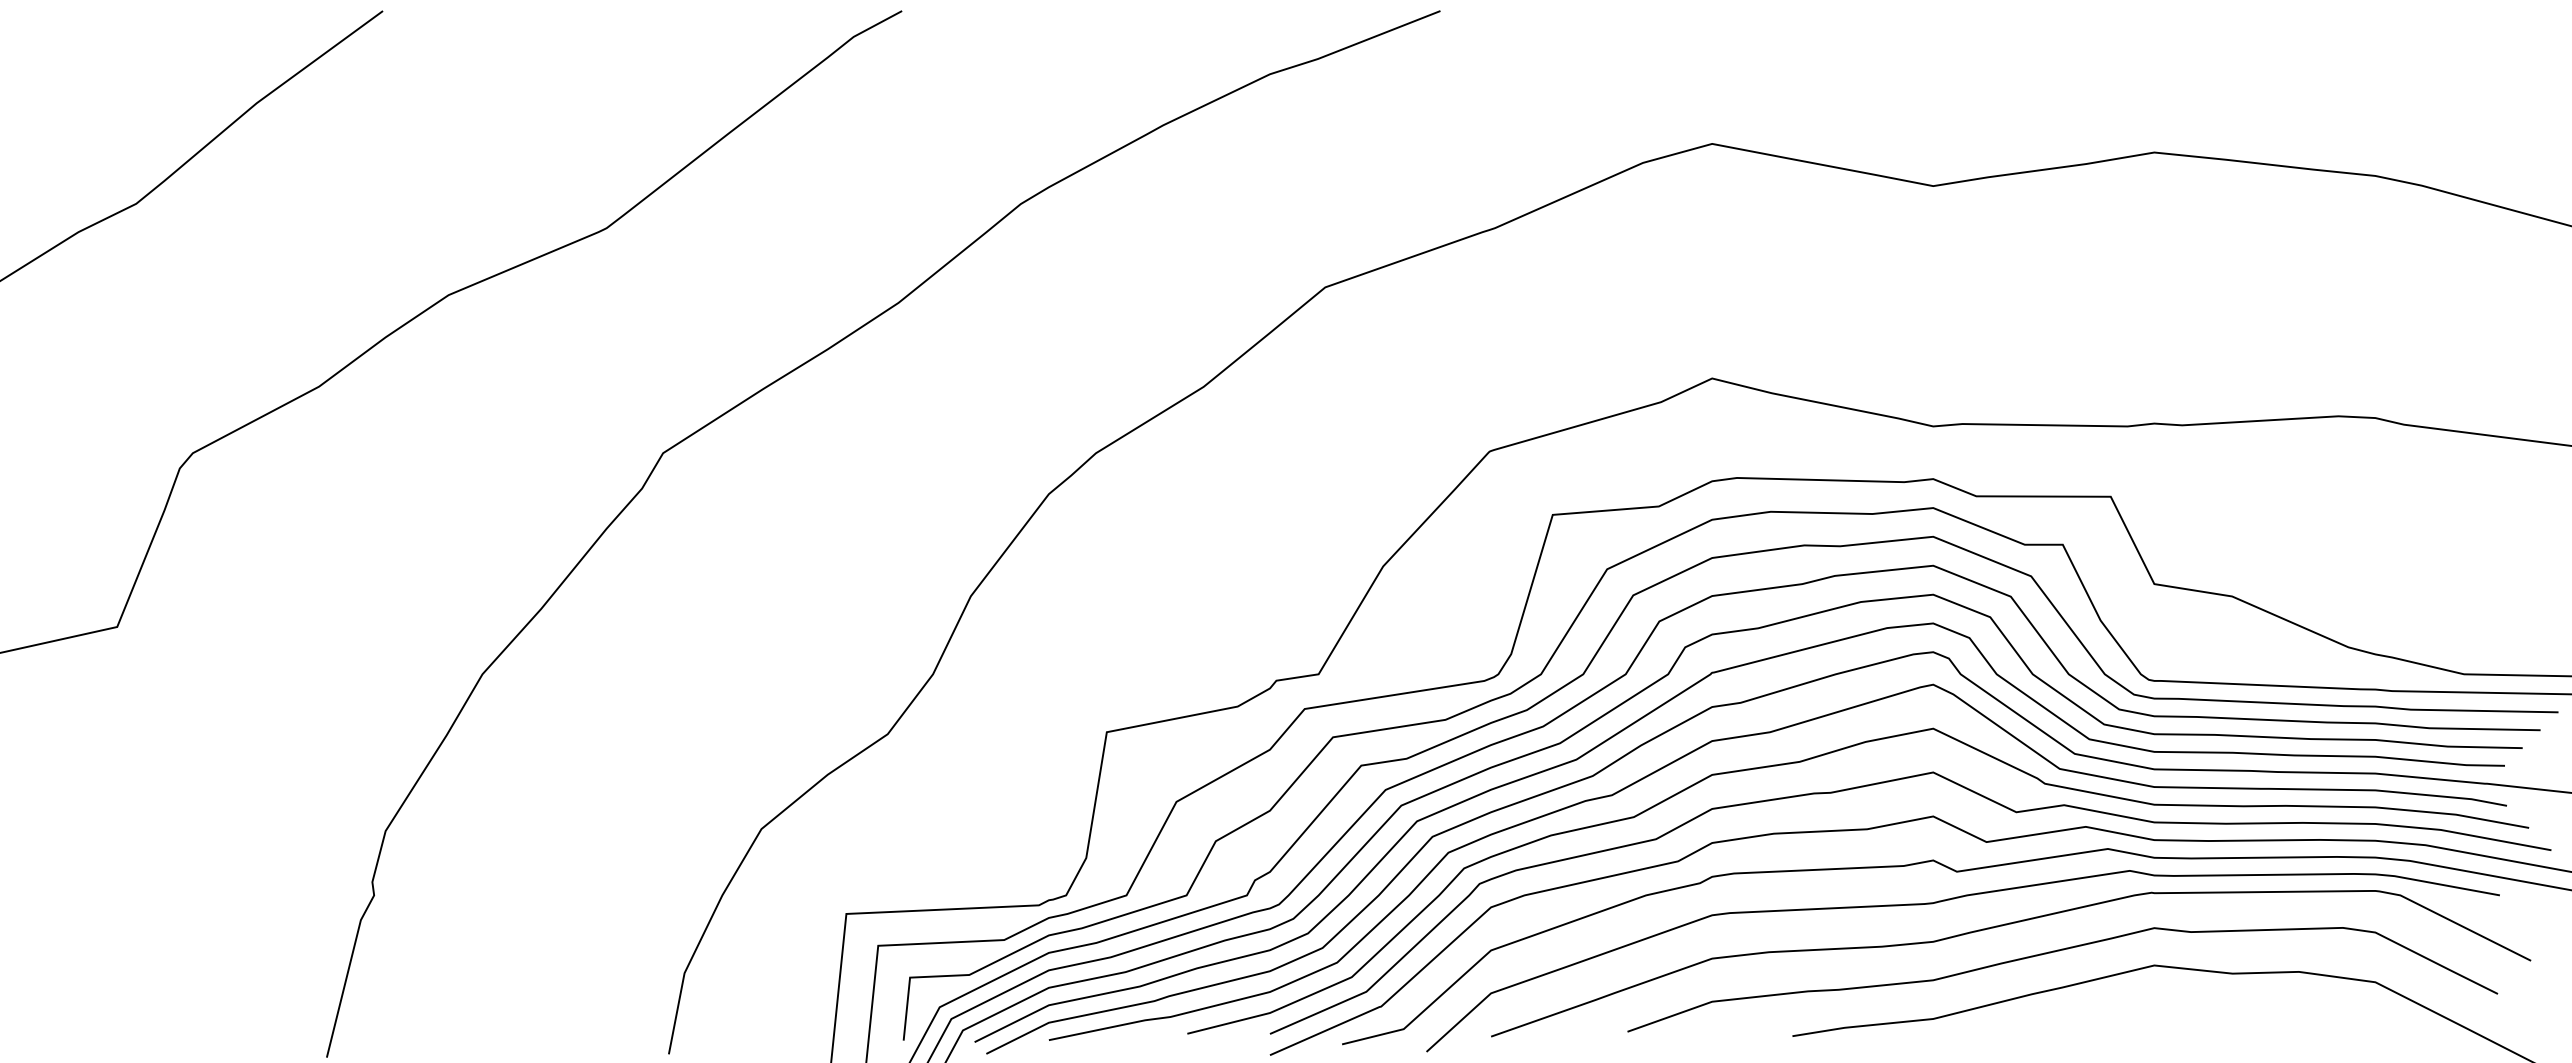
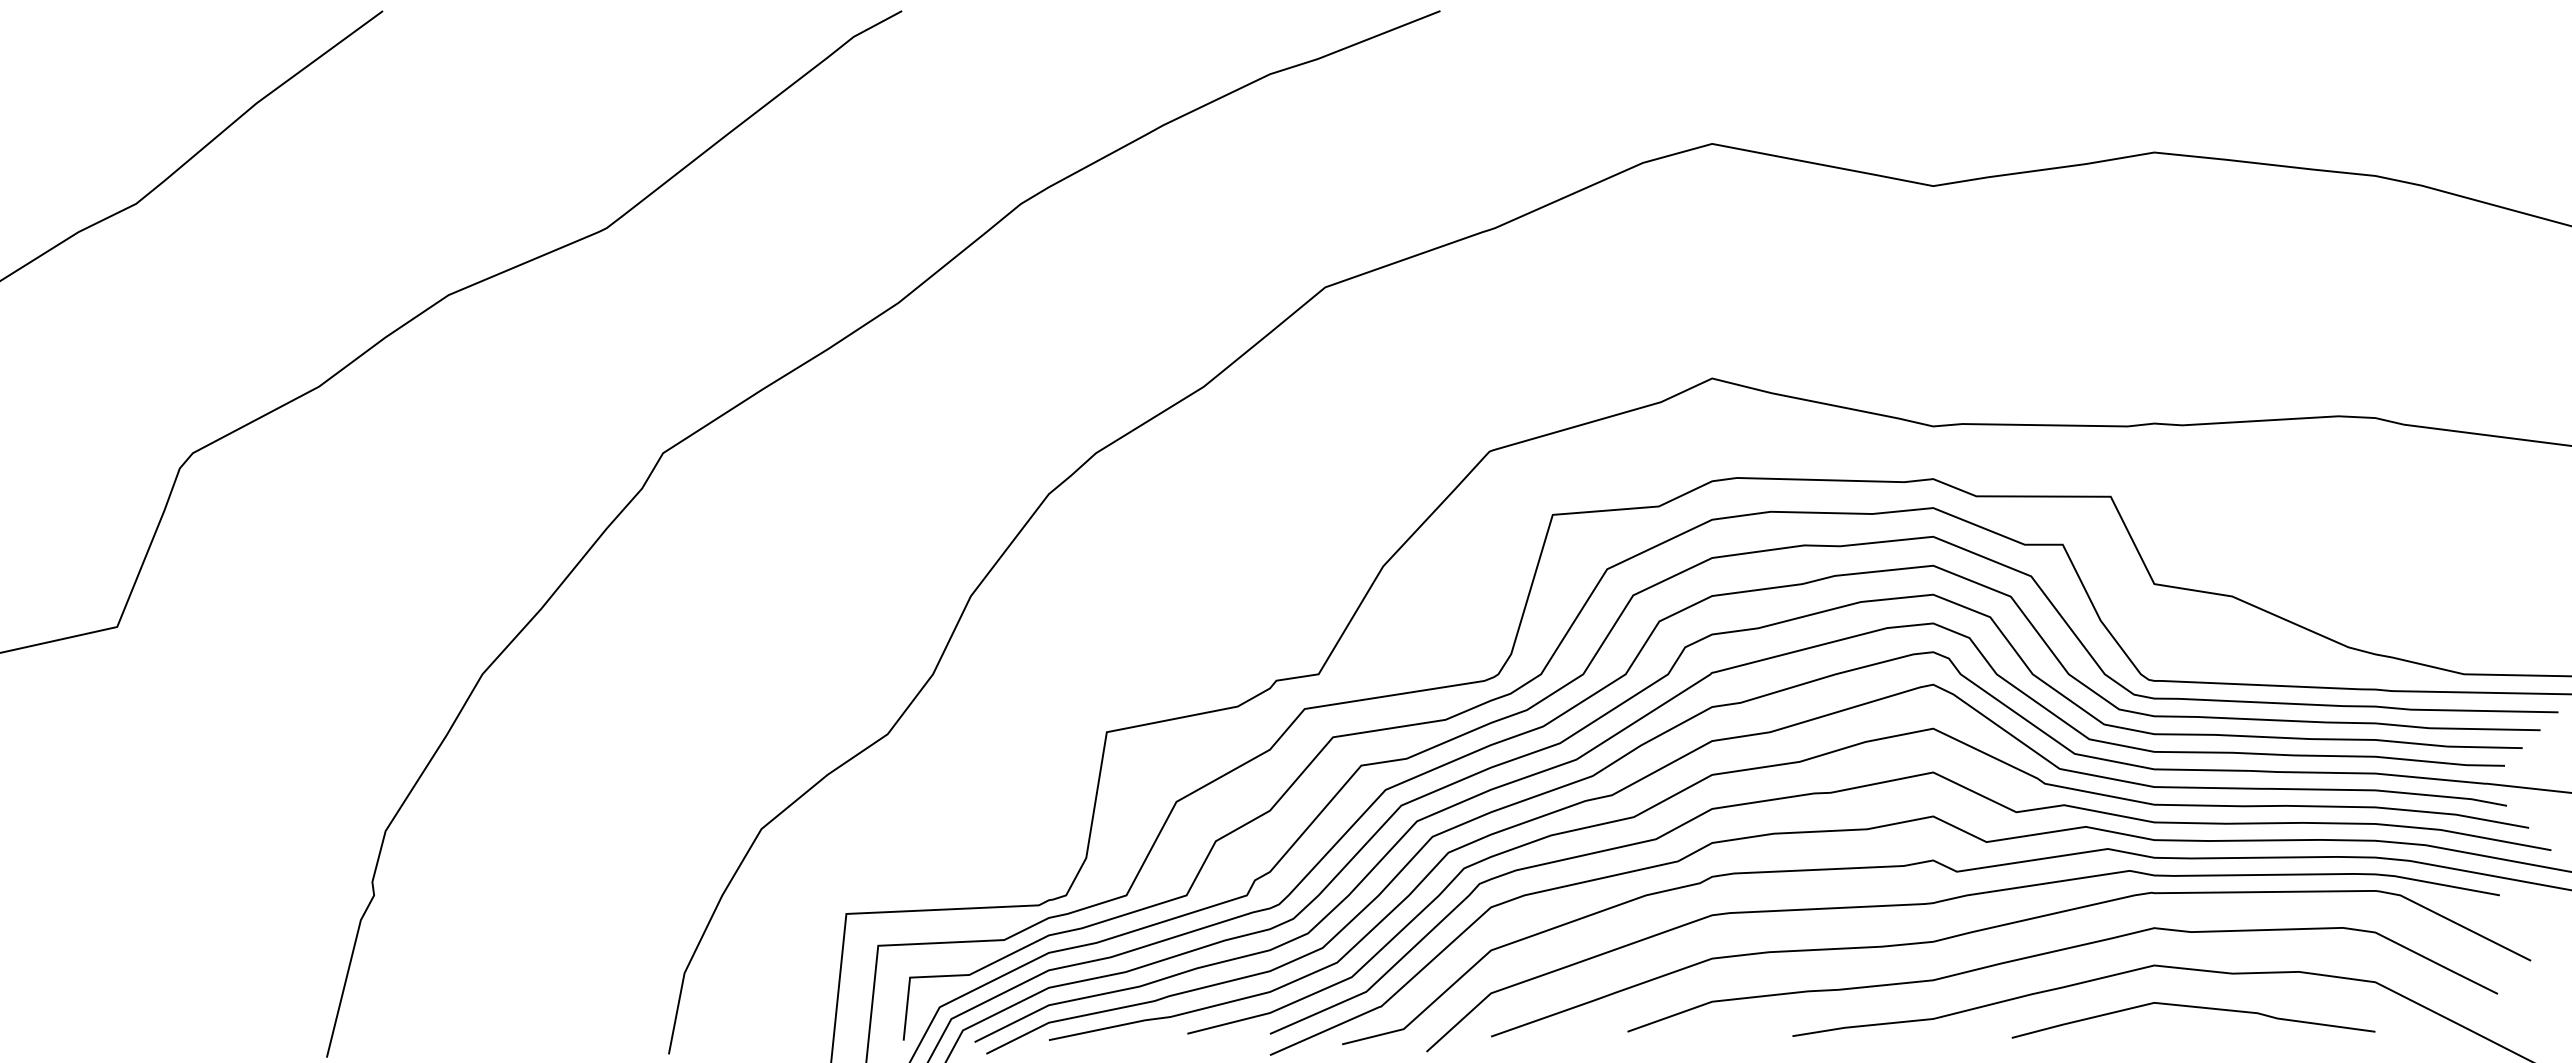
curve: none -> present (2197, 1008)
